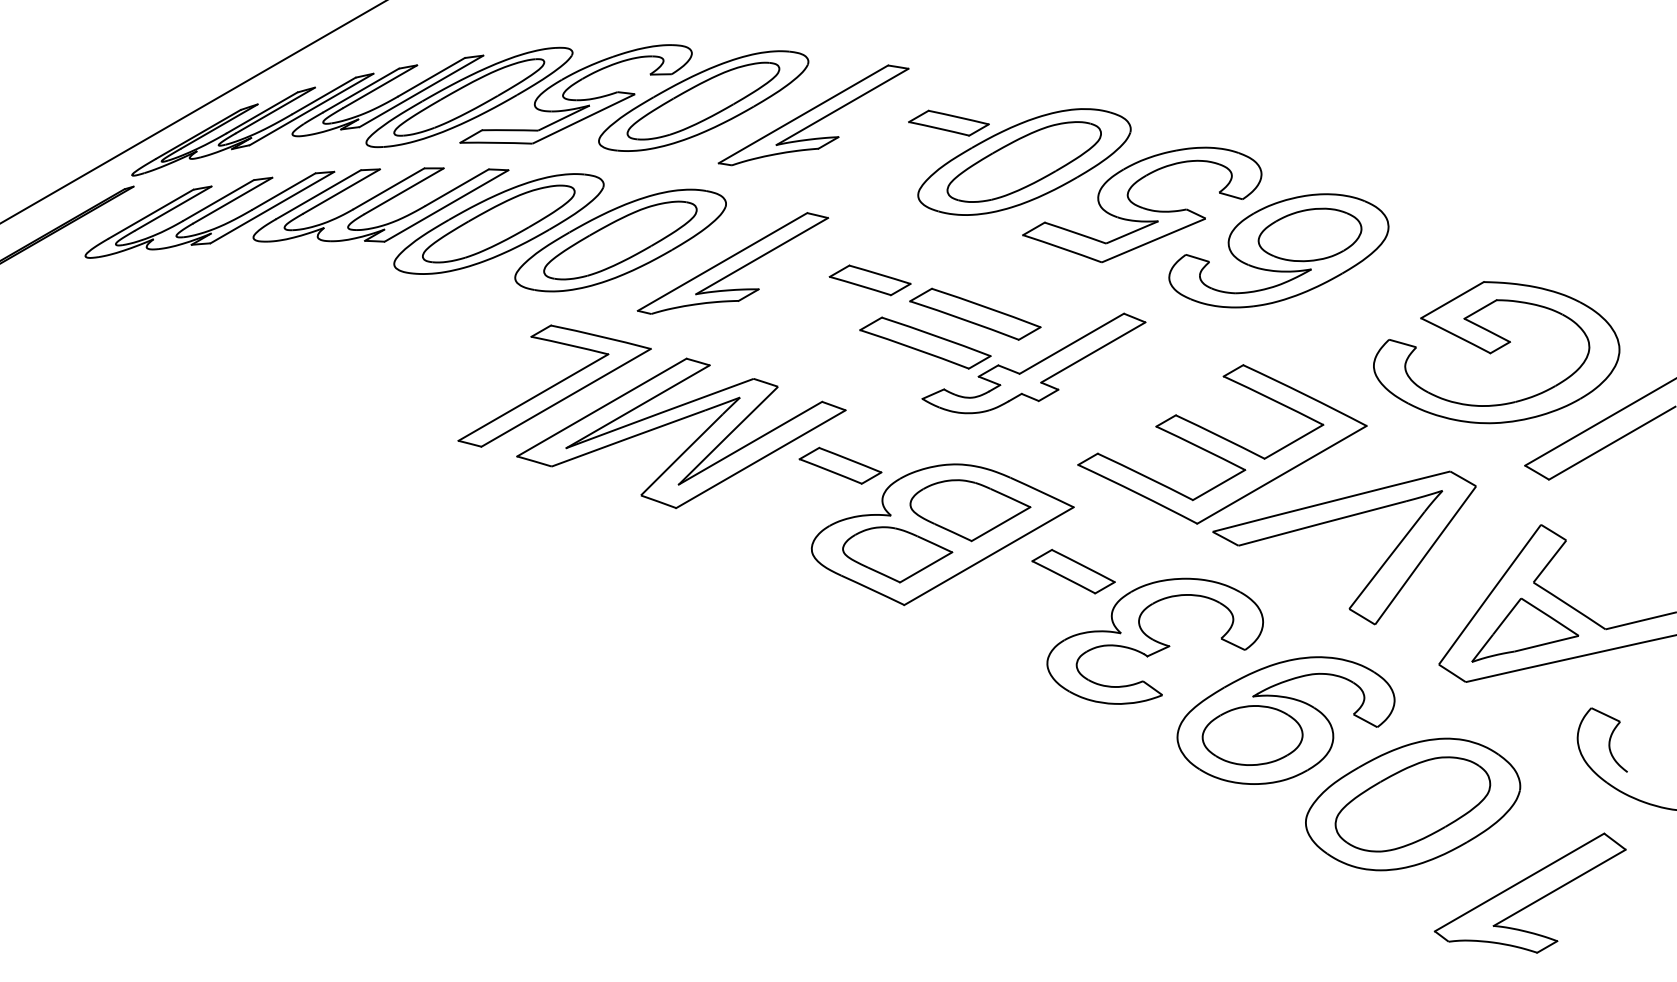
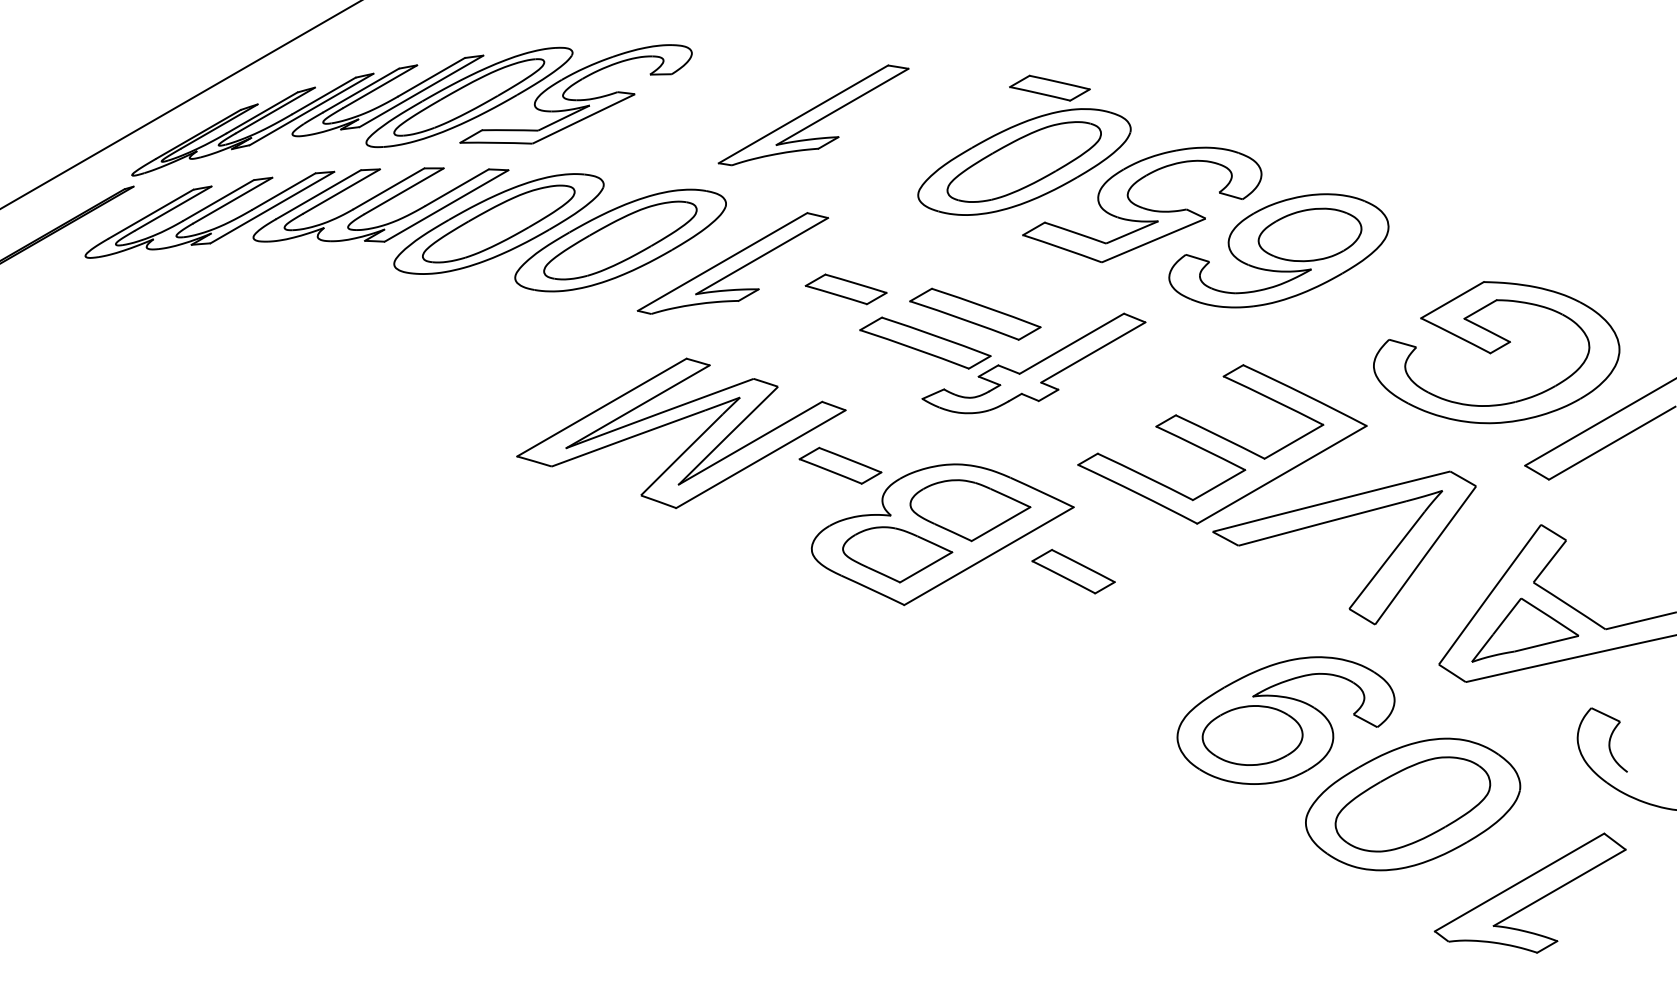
part: present -> none (703, 100)
line position: (192, 112) -> (180, 104) (180, 104)
part position: (948, 122) -> (1049, 87) (1049, 87)
part position: (869, 280) -> (845, 289) (845, 289)
part: present -> none (554, 385)
part: present -> none (1154, 640)
